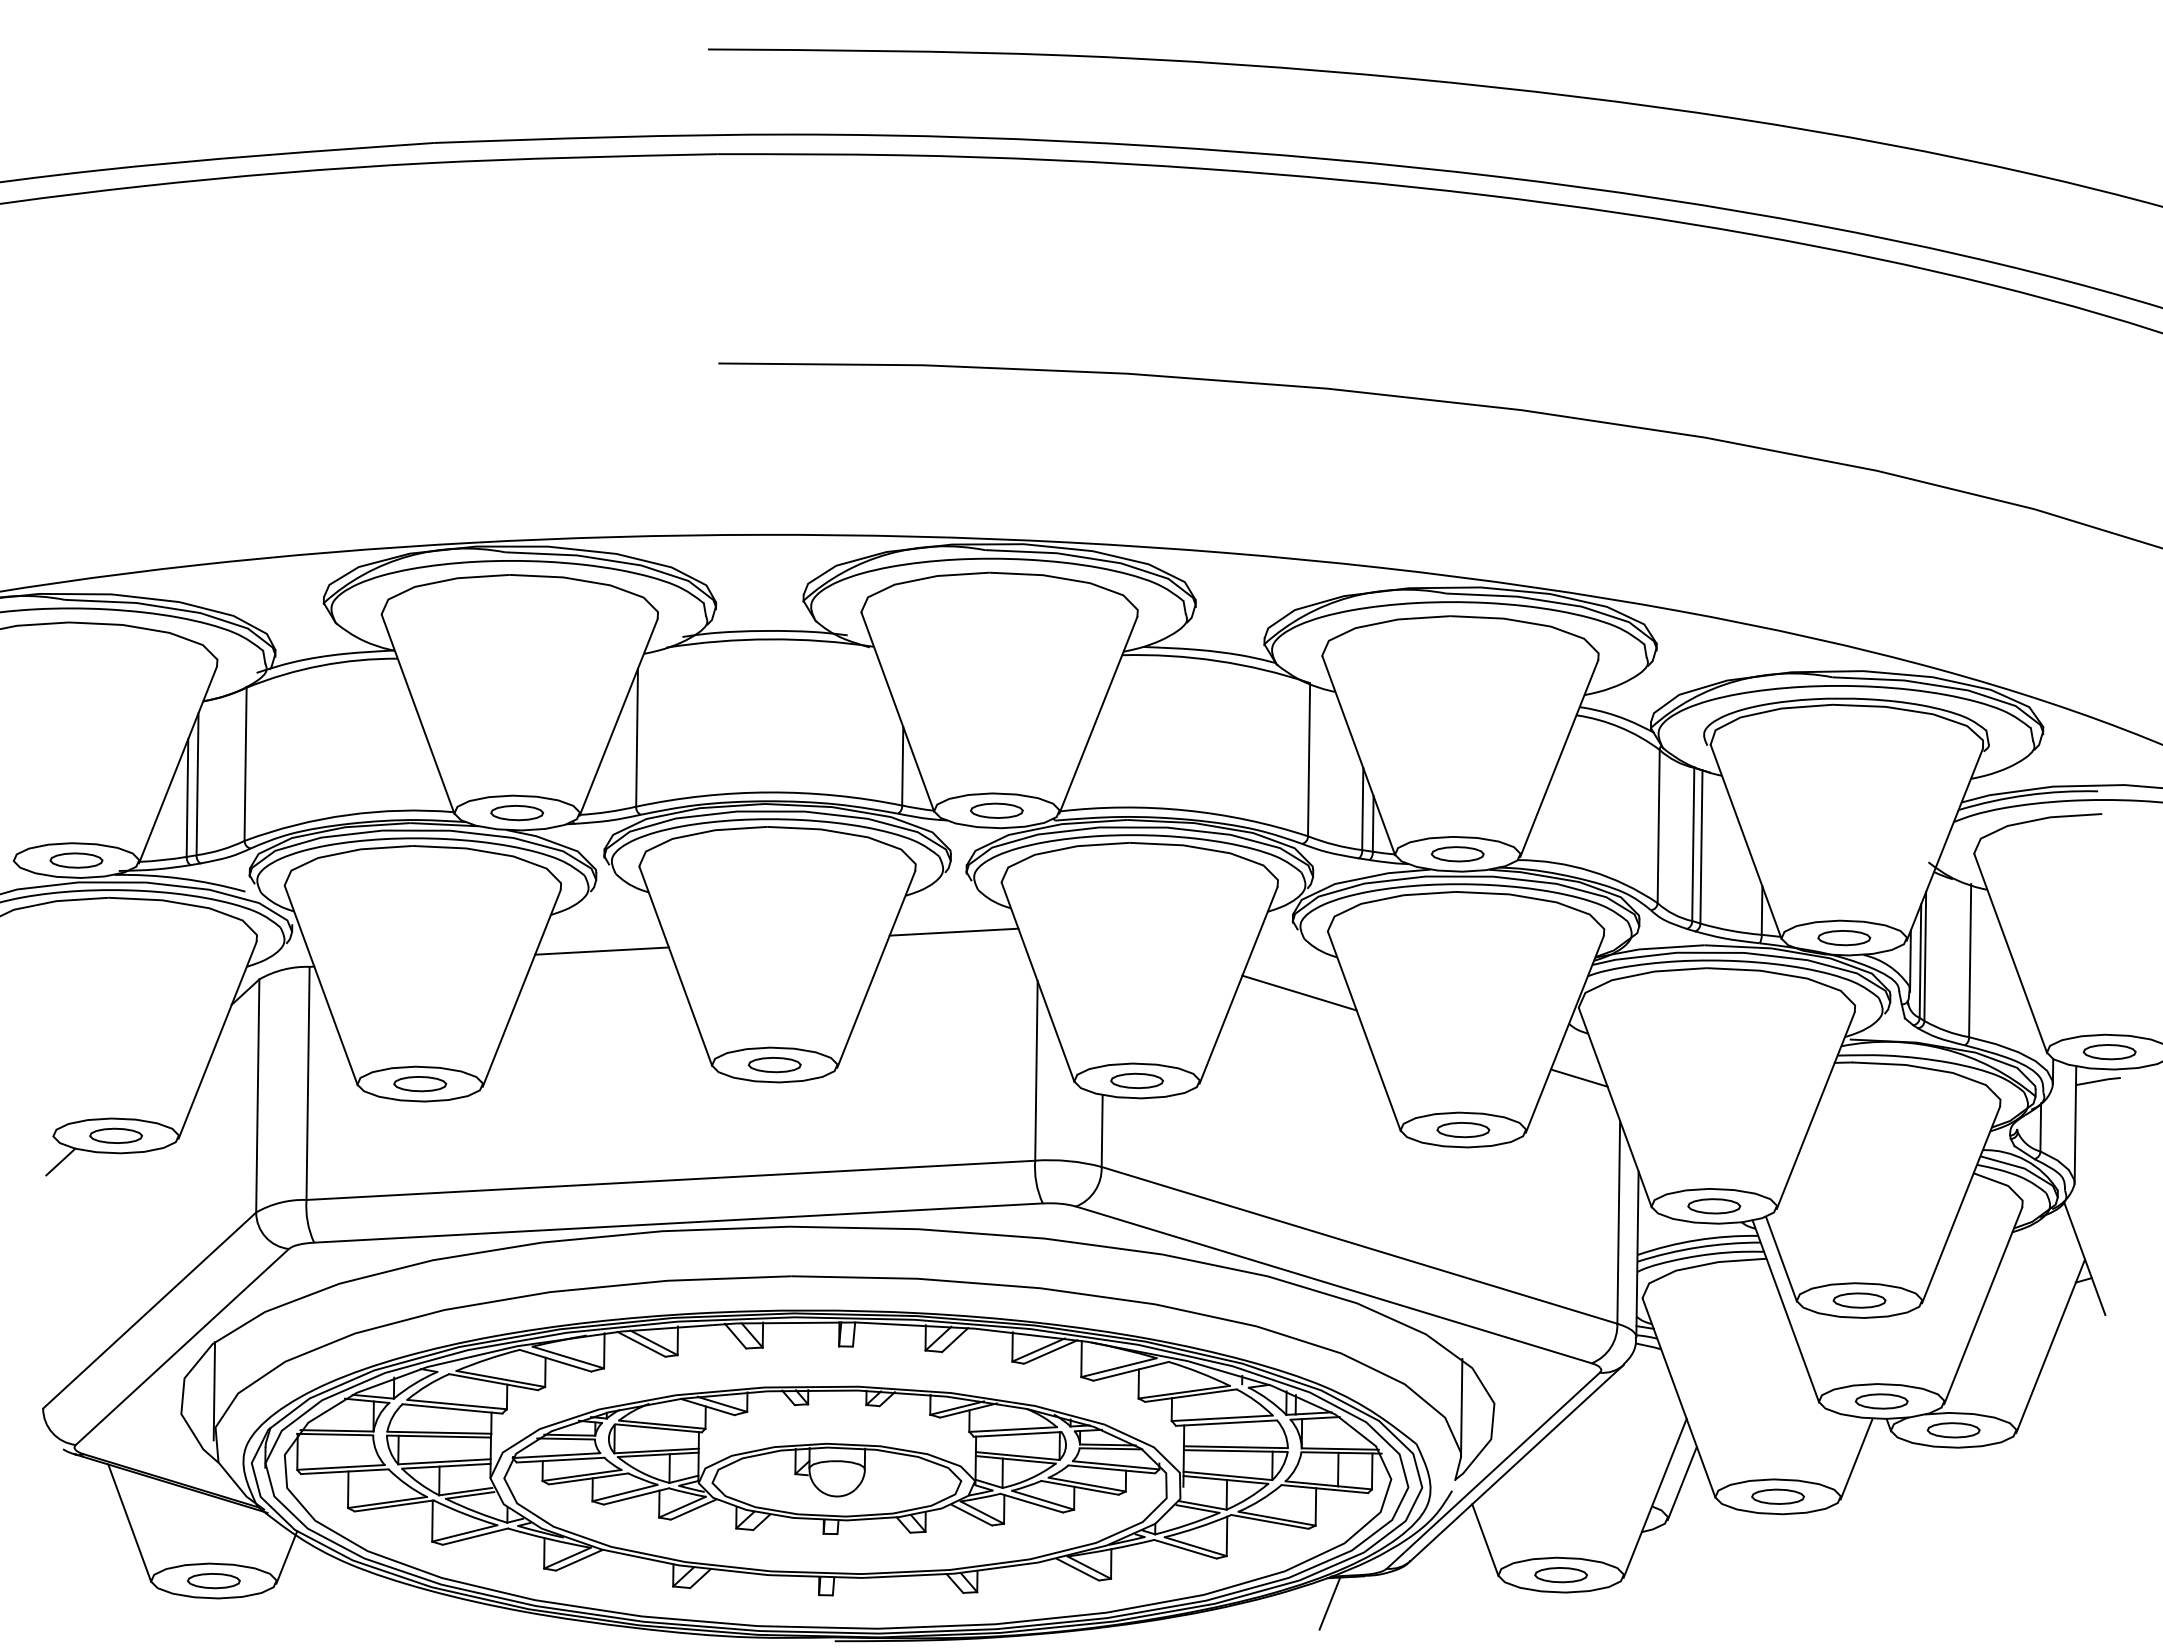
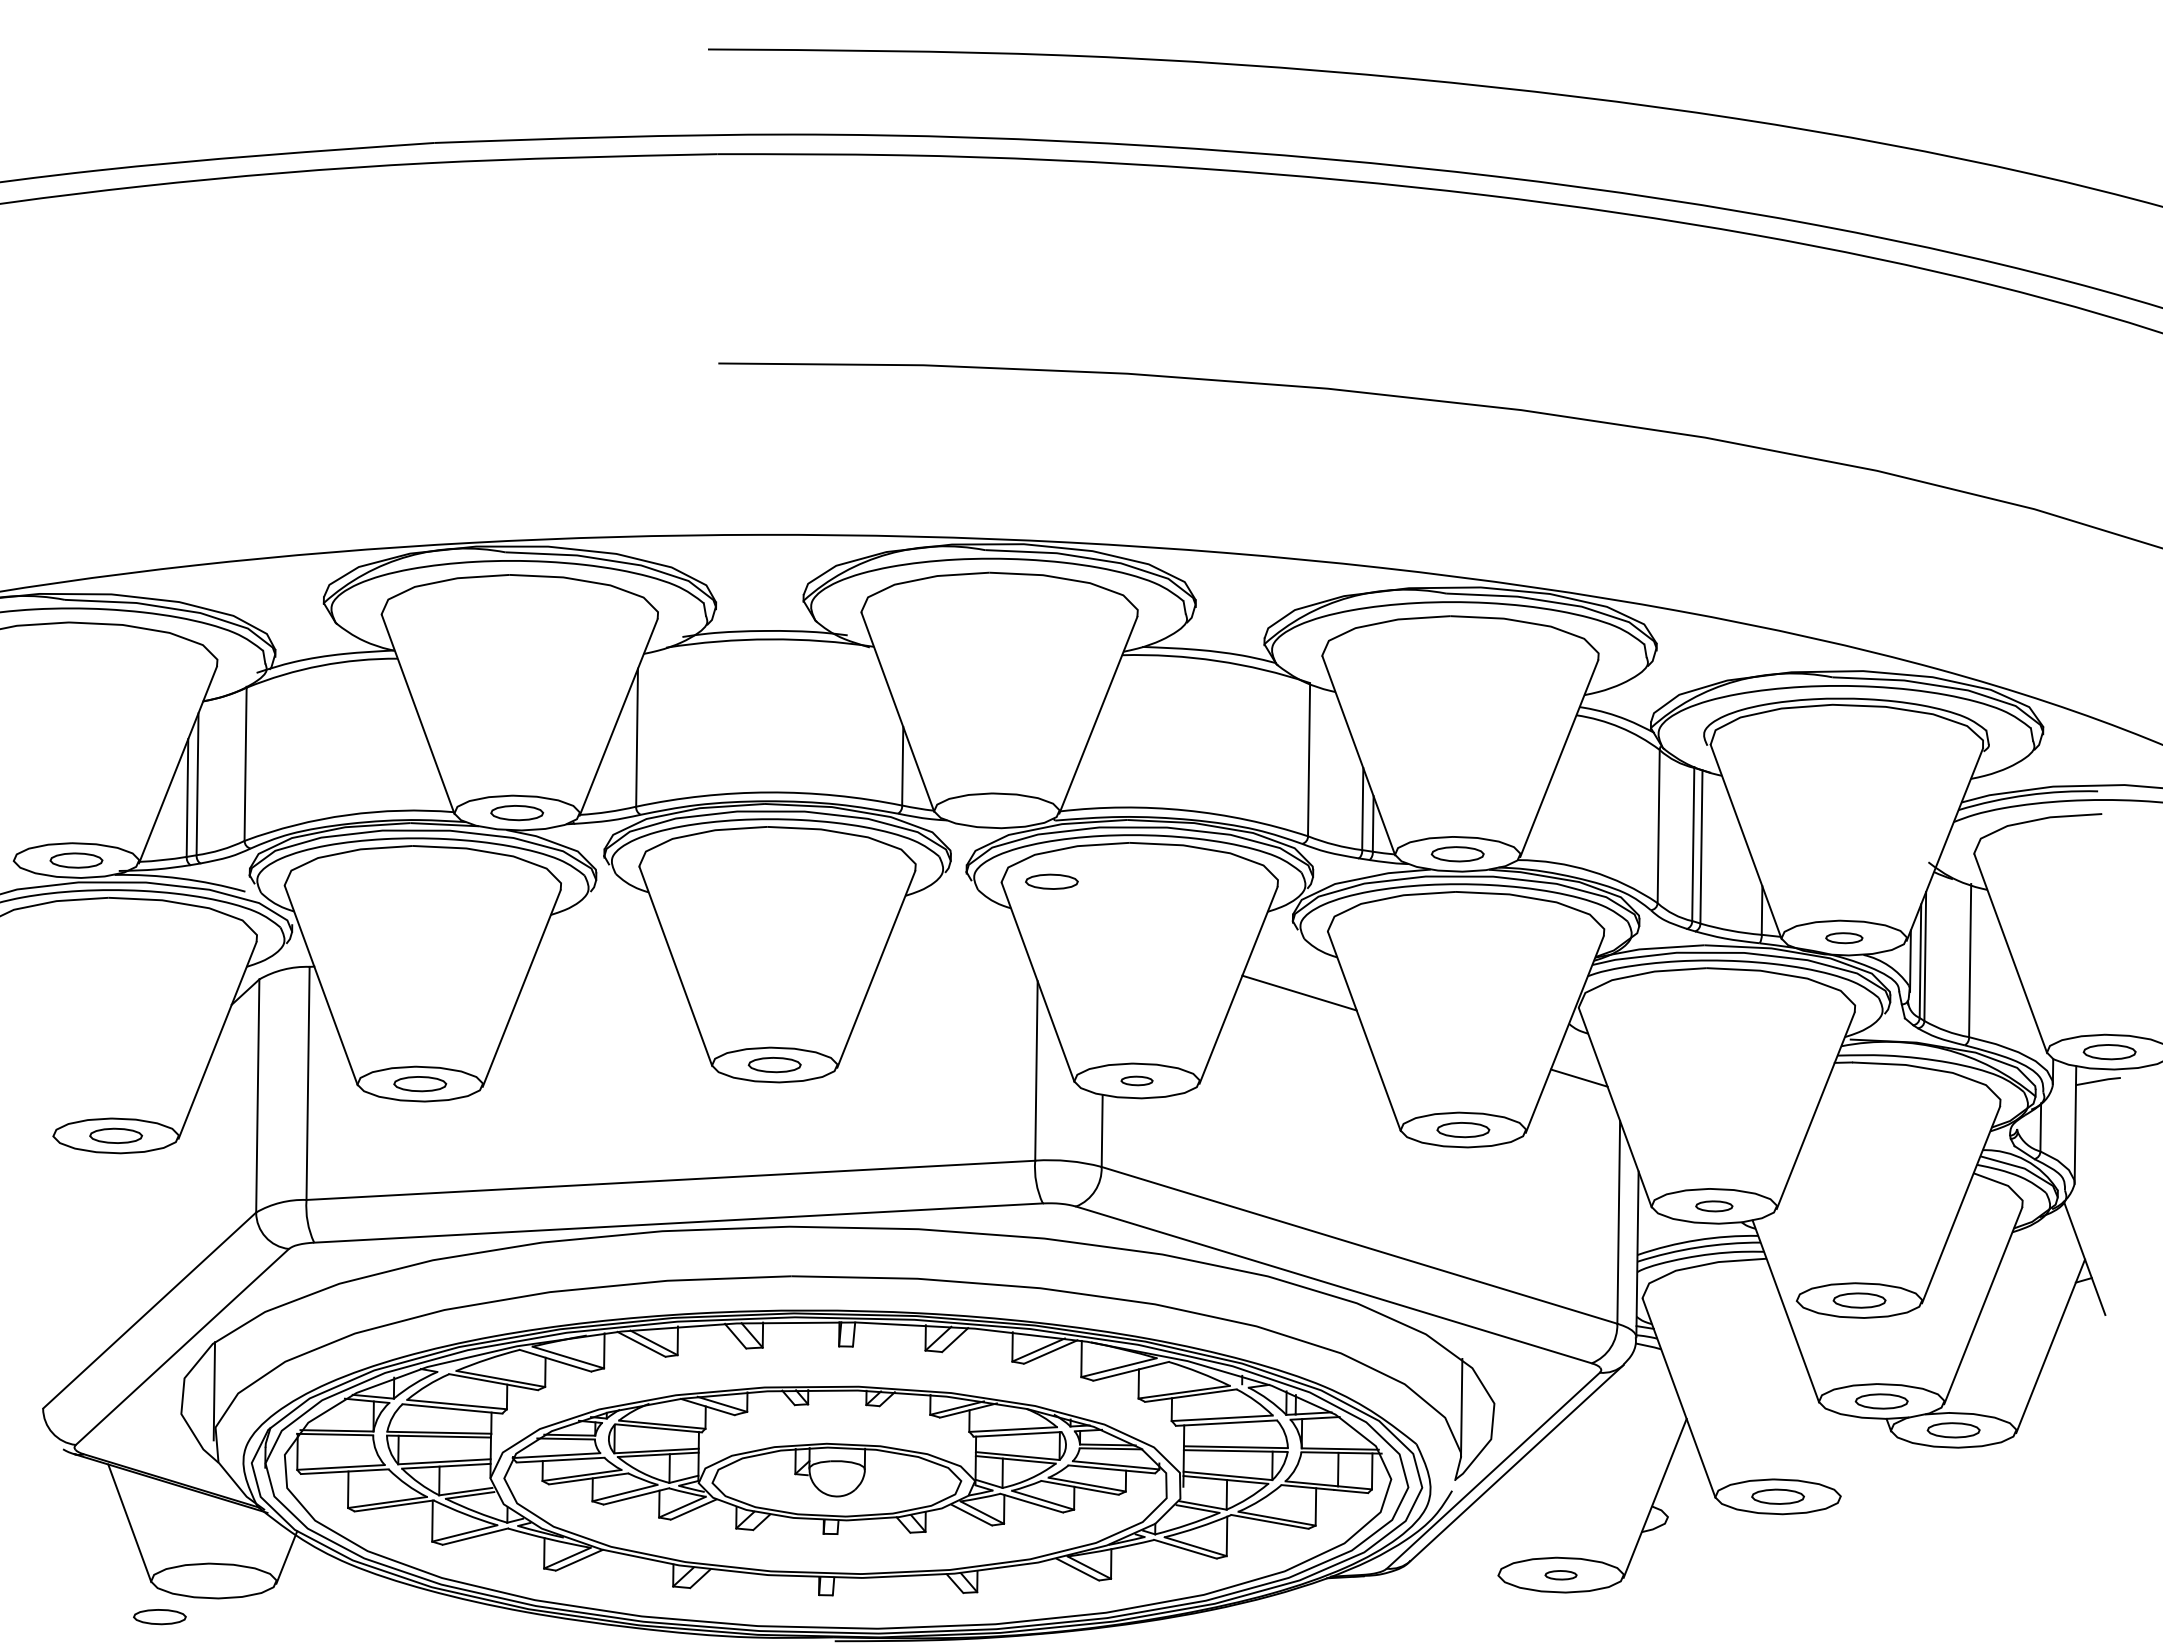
part position: (996, 810) -> (1051, 881) (1051, 881)
line: present -> none (953, 931)
part size: 55x17 px -> 39x13 px (1844, 938)
line: present -> none (601, 950)
part size: 54x18 px -> 34x12 px (1136, 1080)
line: present -> none (60, 1161)
part size: 55x17 px -> 39x13 px (1714, 1206)
line: present -> none (1781, 1258)
line: present -> none (1856, 1458)
line: present -> none (1681, 1483)
line: present -> none (1485, 1540)
part size: 54x17 px -> 34x11 px (1560, 1575)
part position: (213, 1581) -> (159, 1617) (159, 1617)
line: present -> none (1329, 1603)
